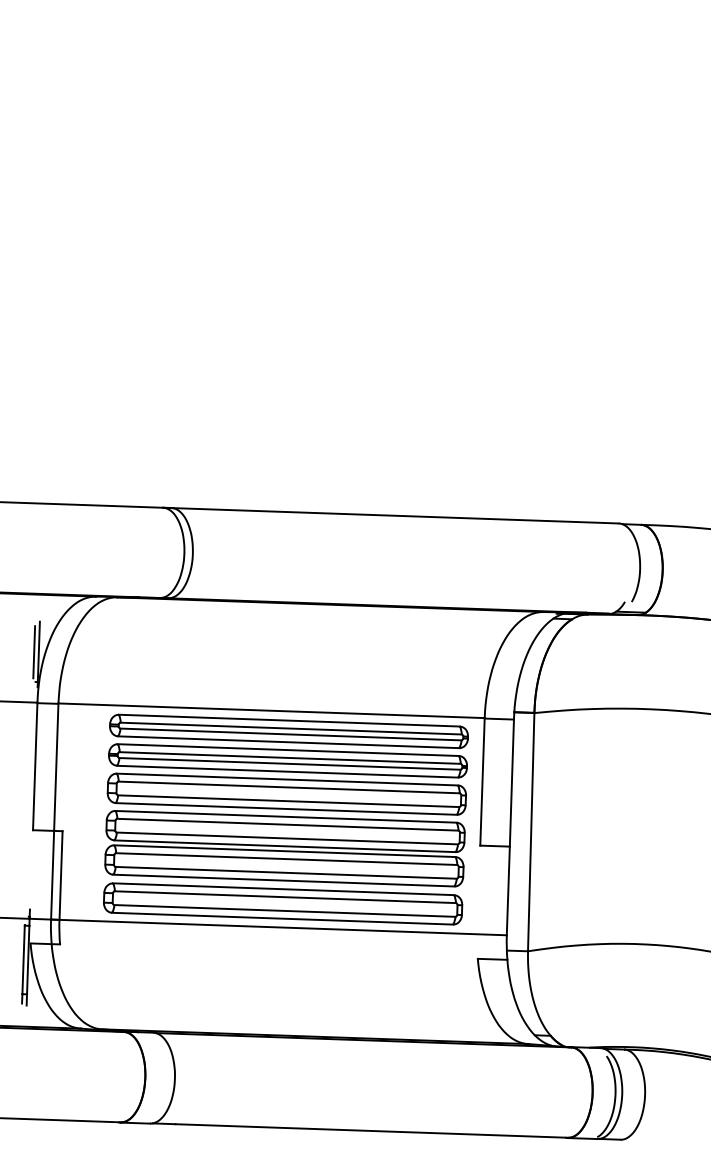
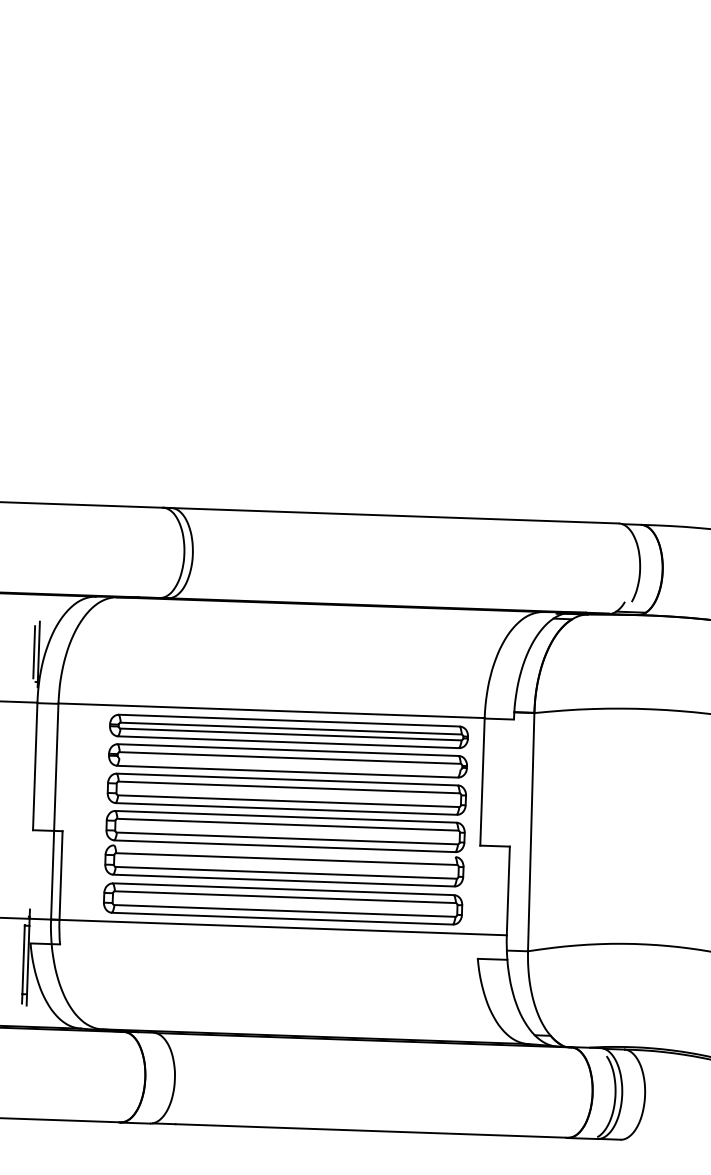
line: present -> none (289, 763)
line: present -> none (511, 782)
line: present -> none (284, 851)
